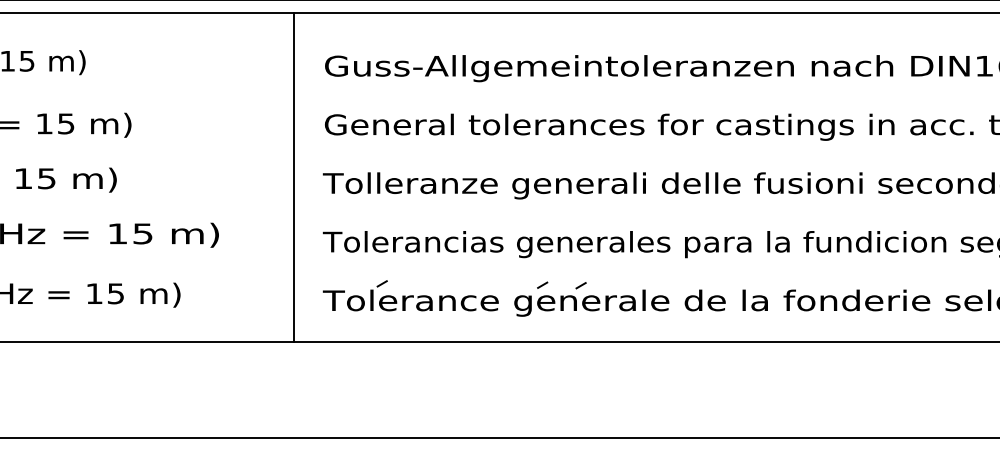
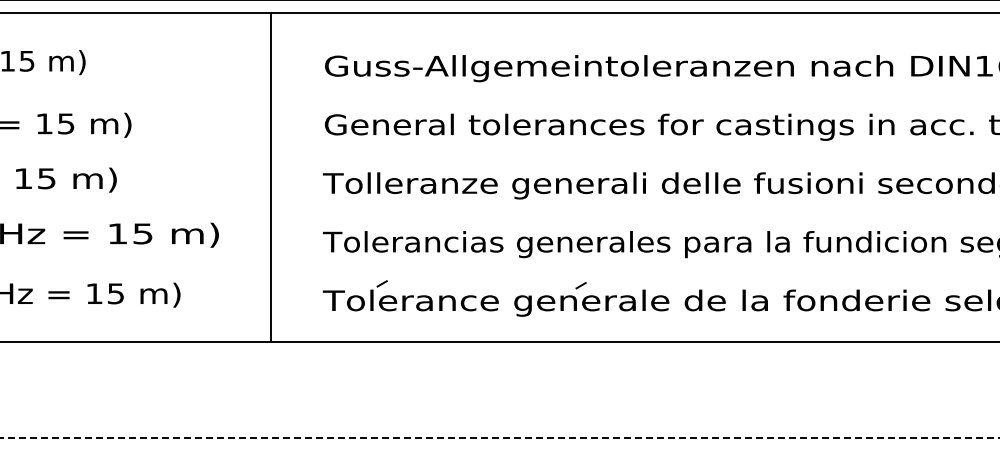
line position: (293, 177) -> (270, 177) (270, 177)
line: present -> none (542, 284)
line: solid -> dashed (500, 437)
